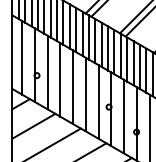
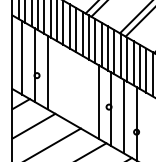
line: present -> none (60, 79)
line: present -> none (73, 87)
line: present -> none (85, 94)
line: present -> none (149, 126)
